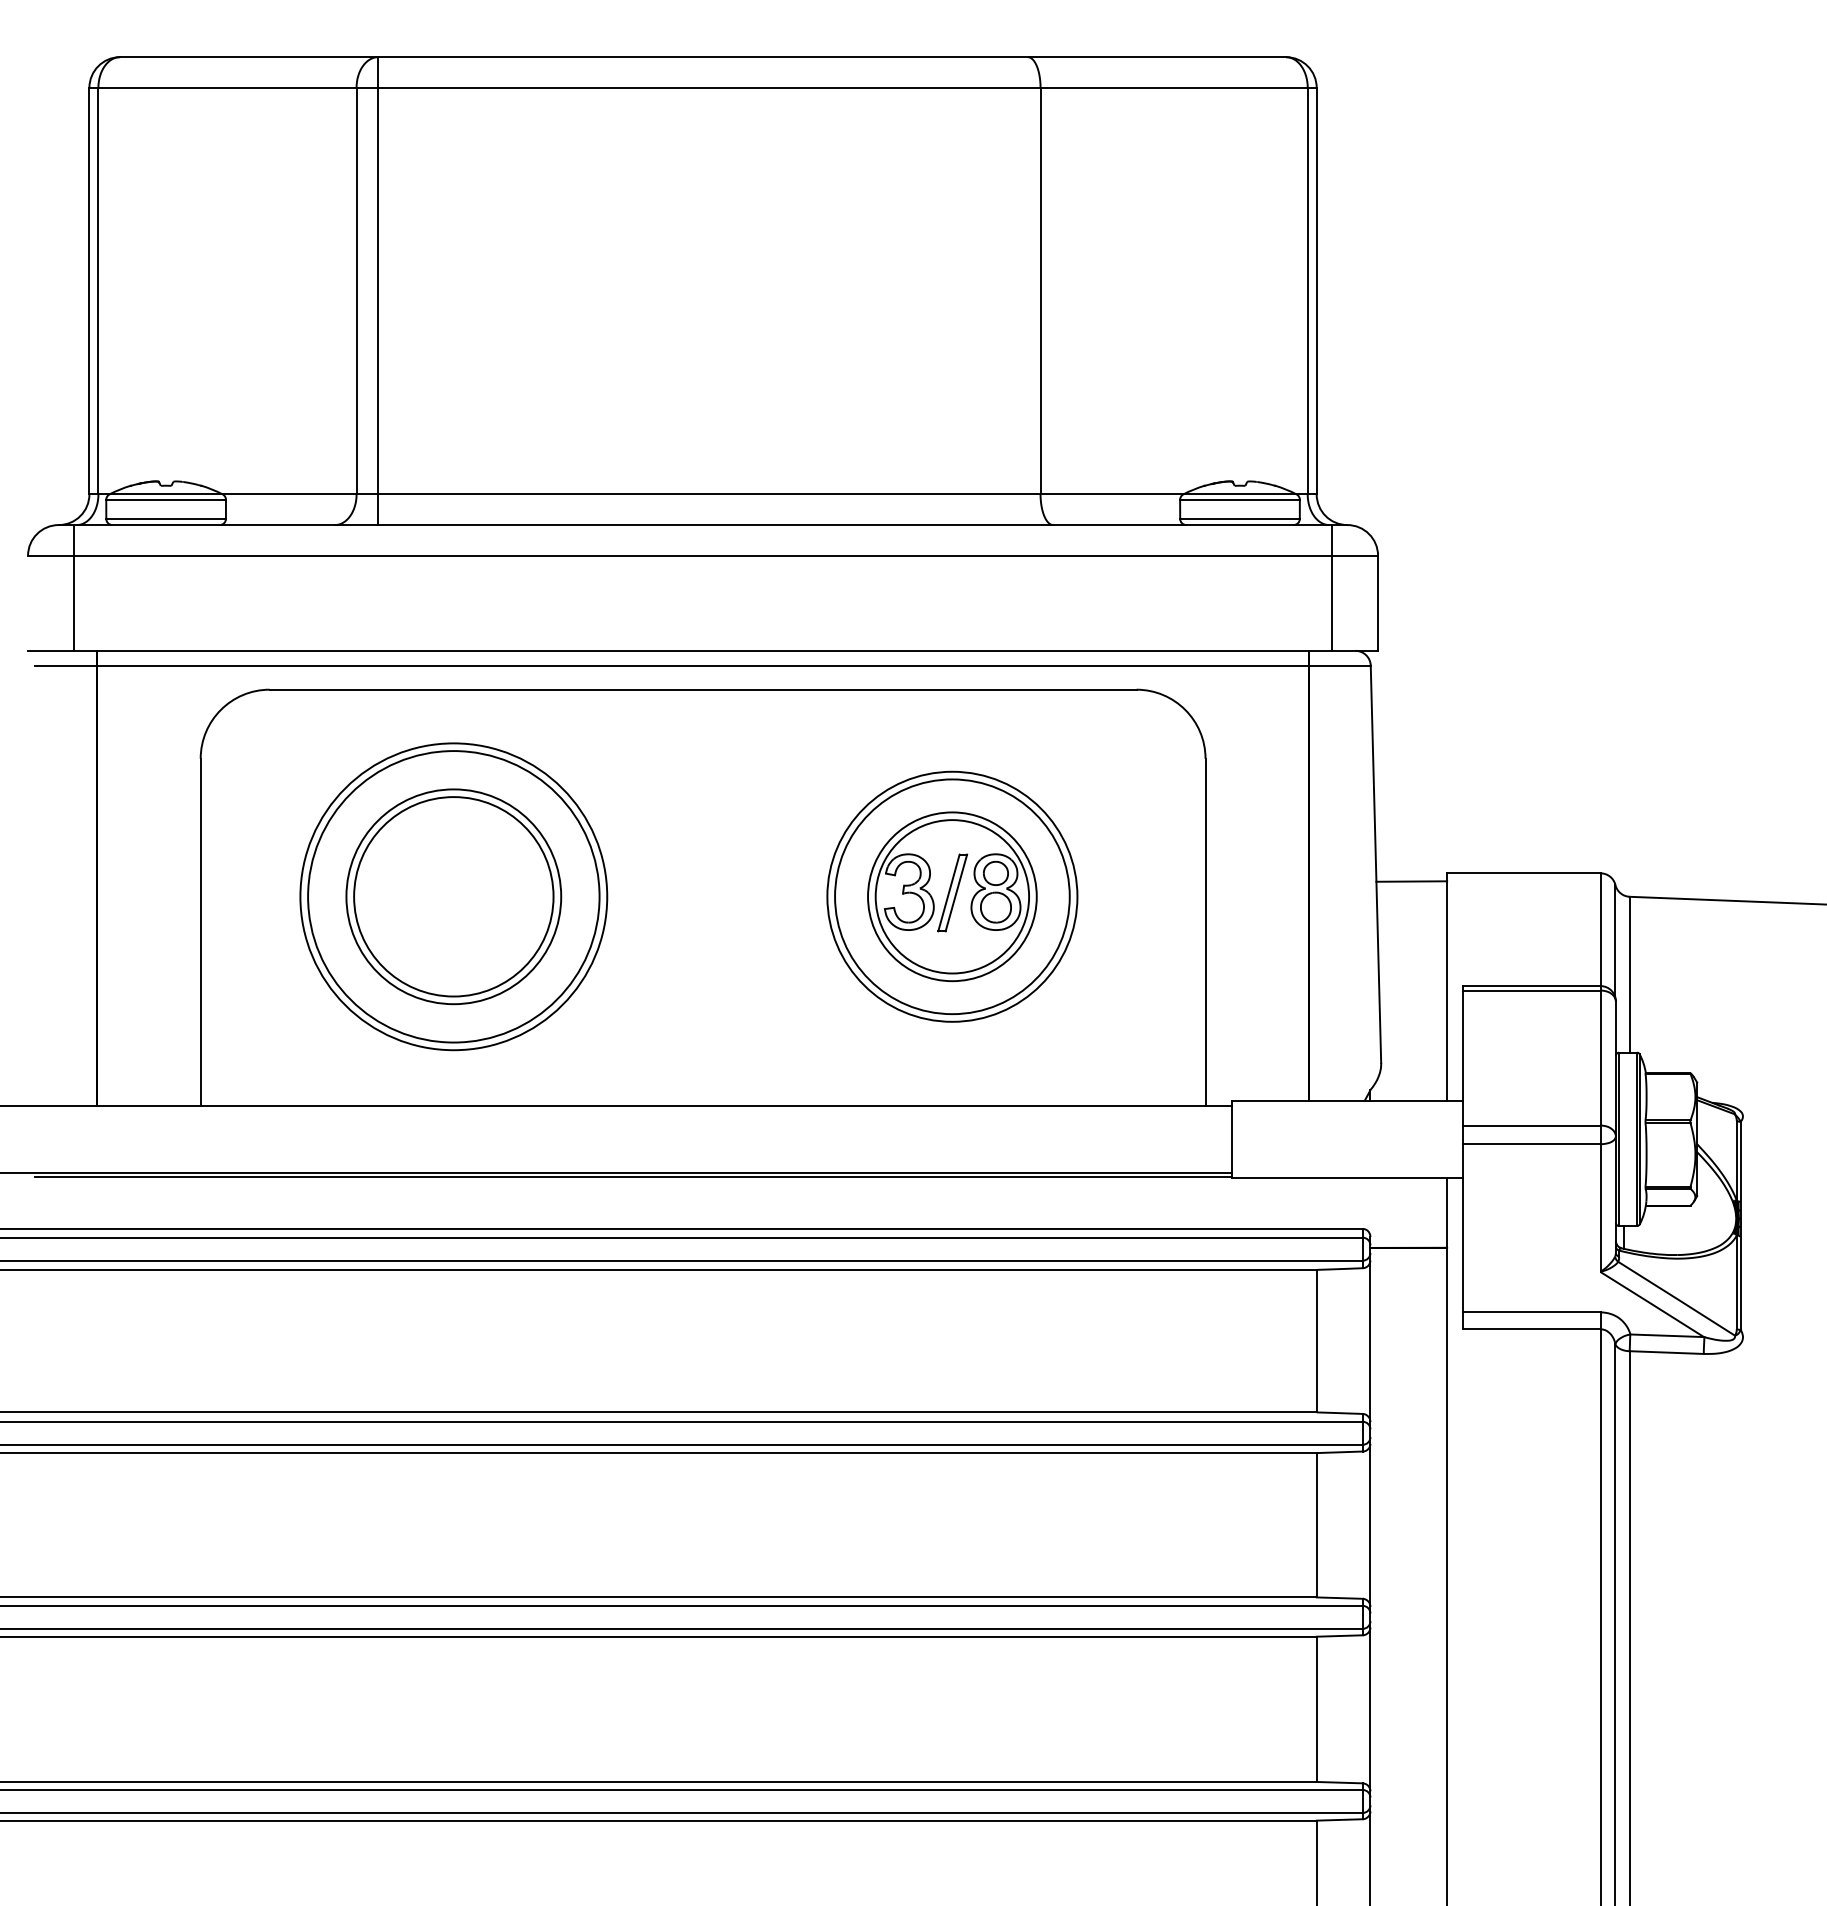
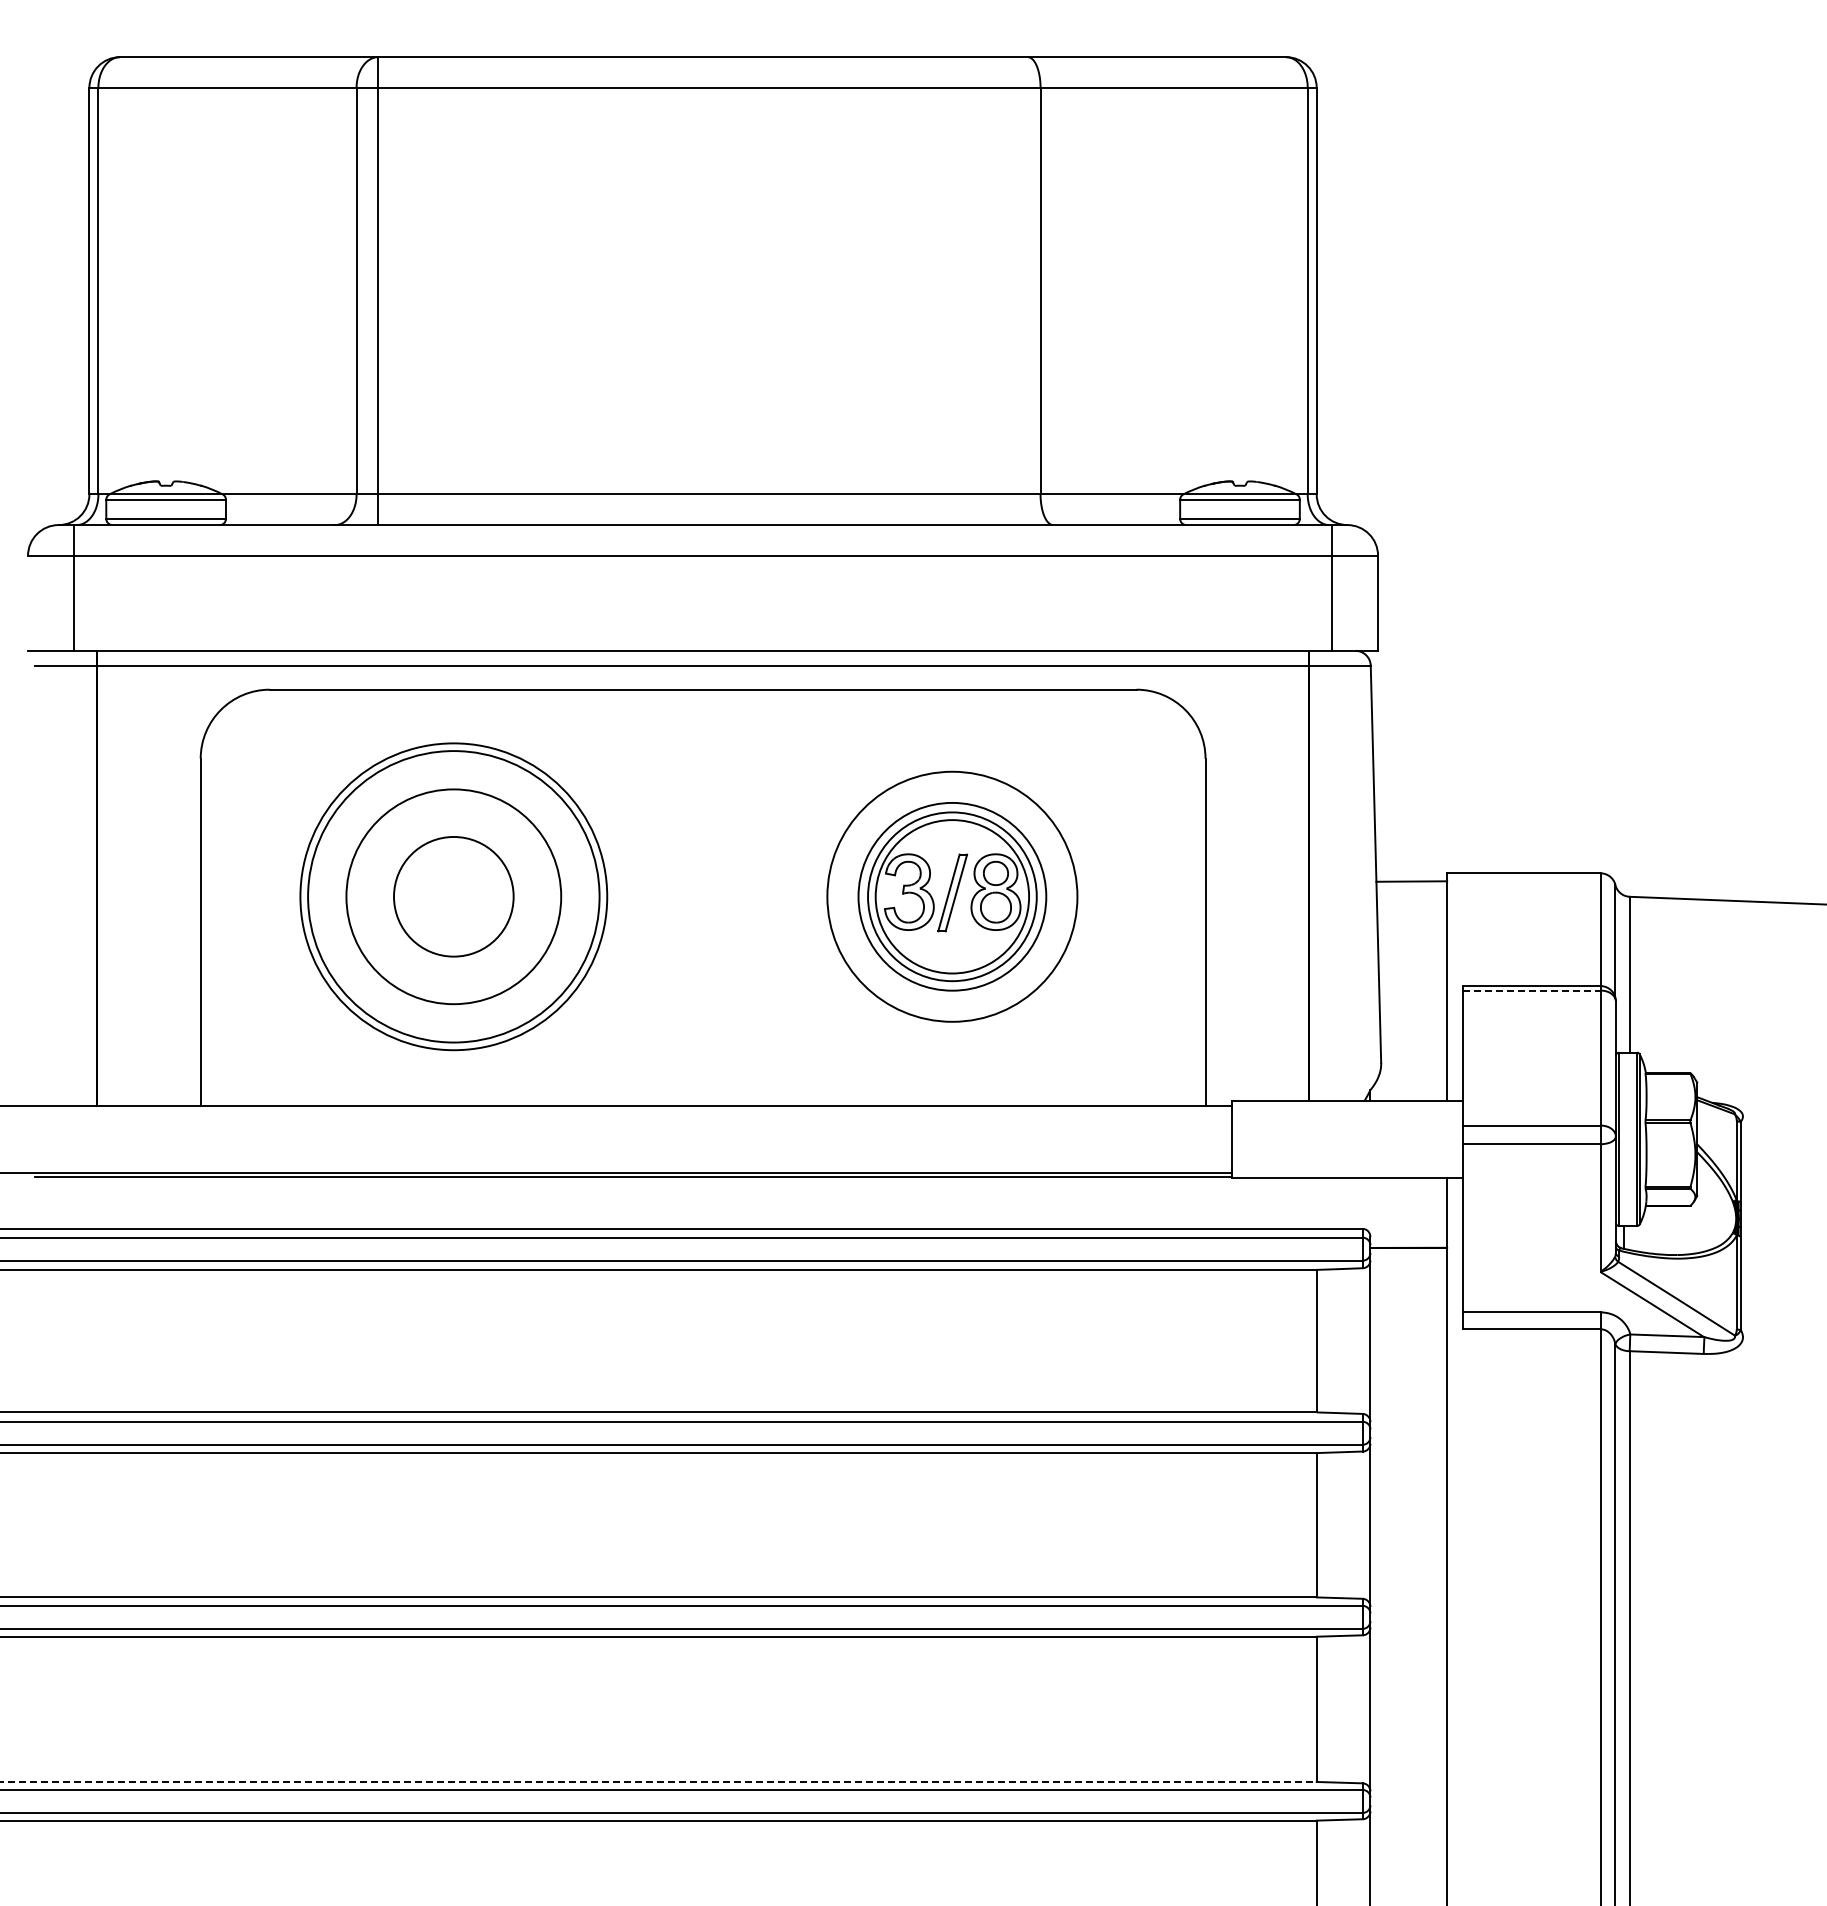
circle diameter: 199 px -> 120 px (453, 896)
circle diameter: 235 px -> 188 px (952, 896)
line: solid -> dashed (1532, 990)
line: solid -> dashed (659, 1781)
